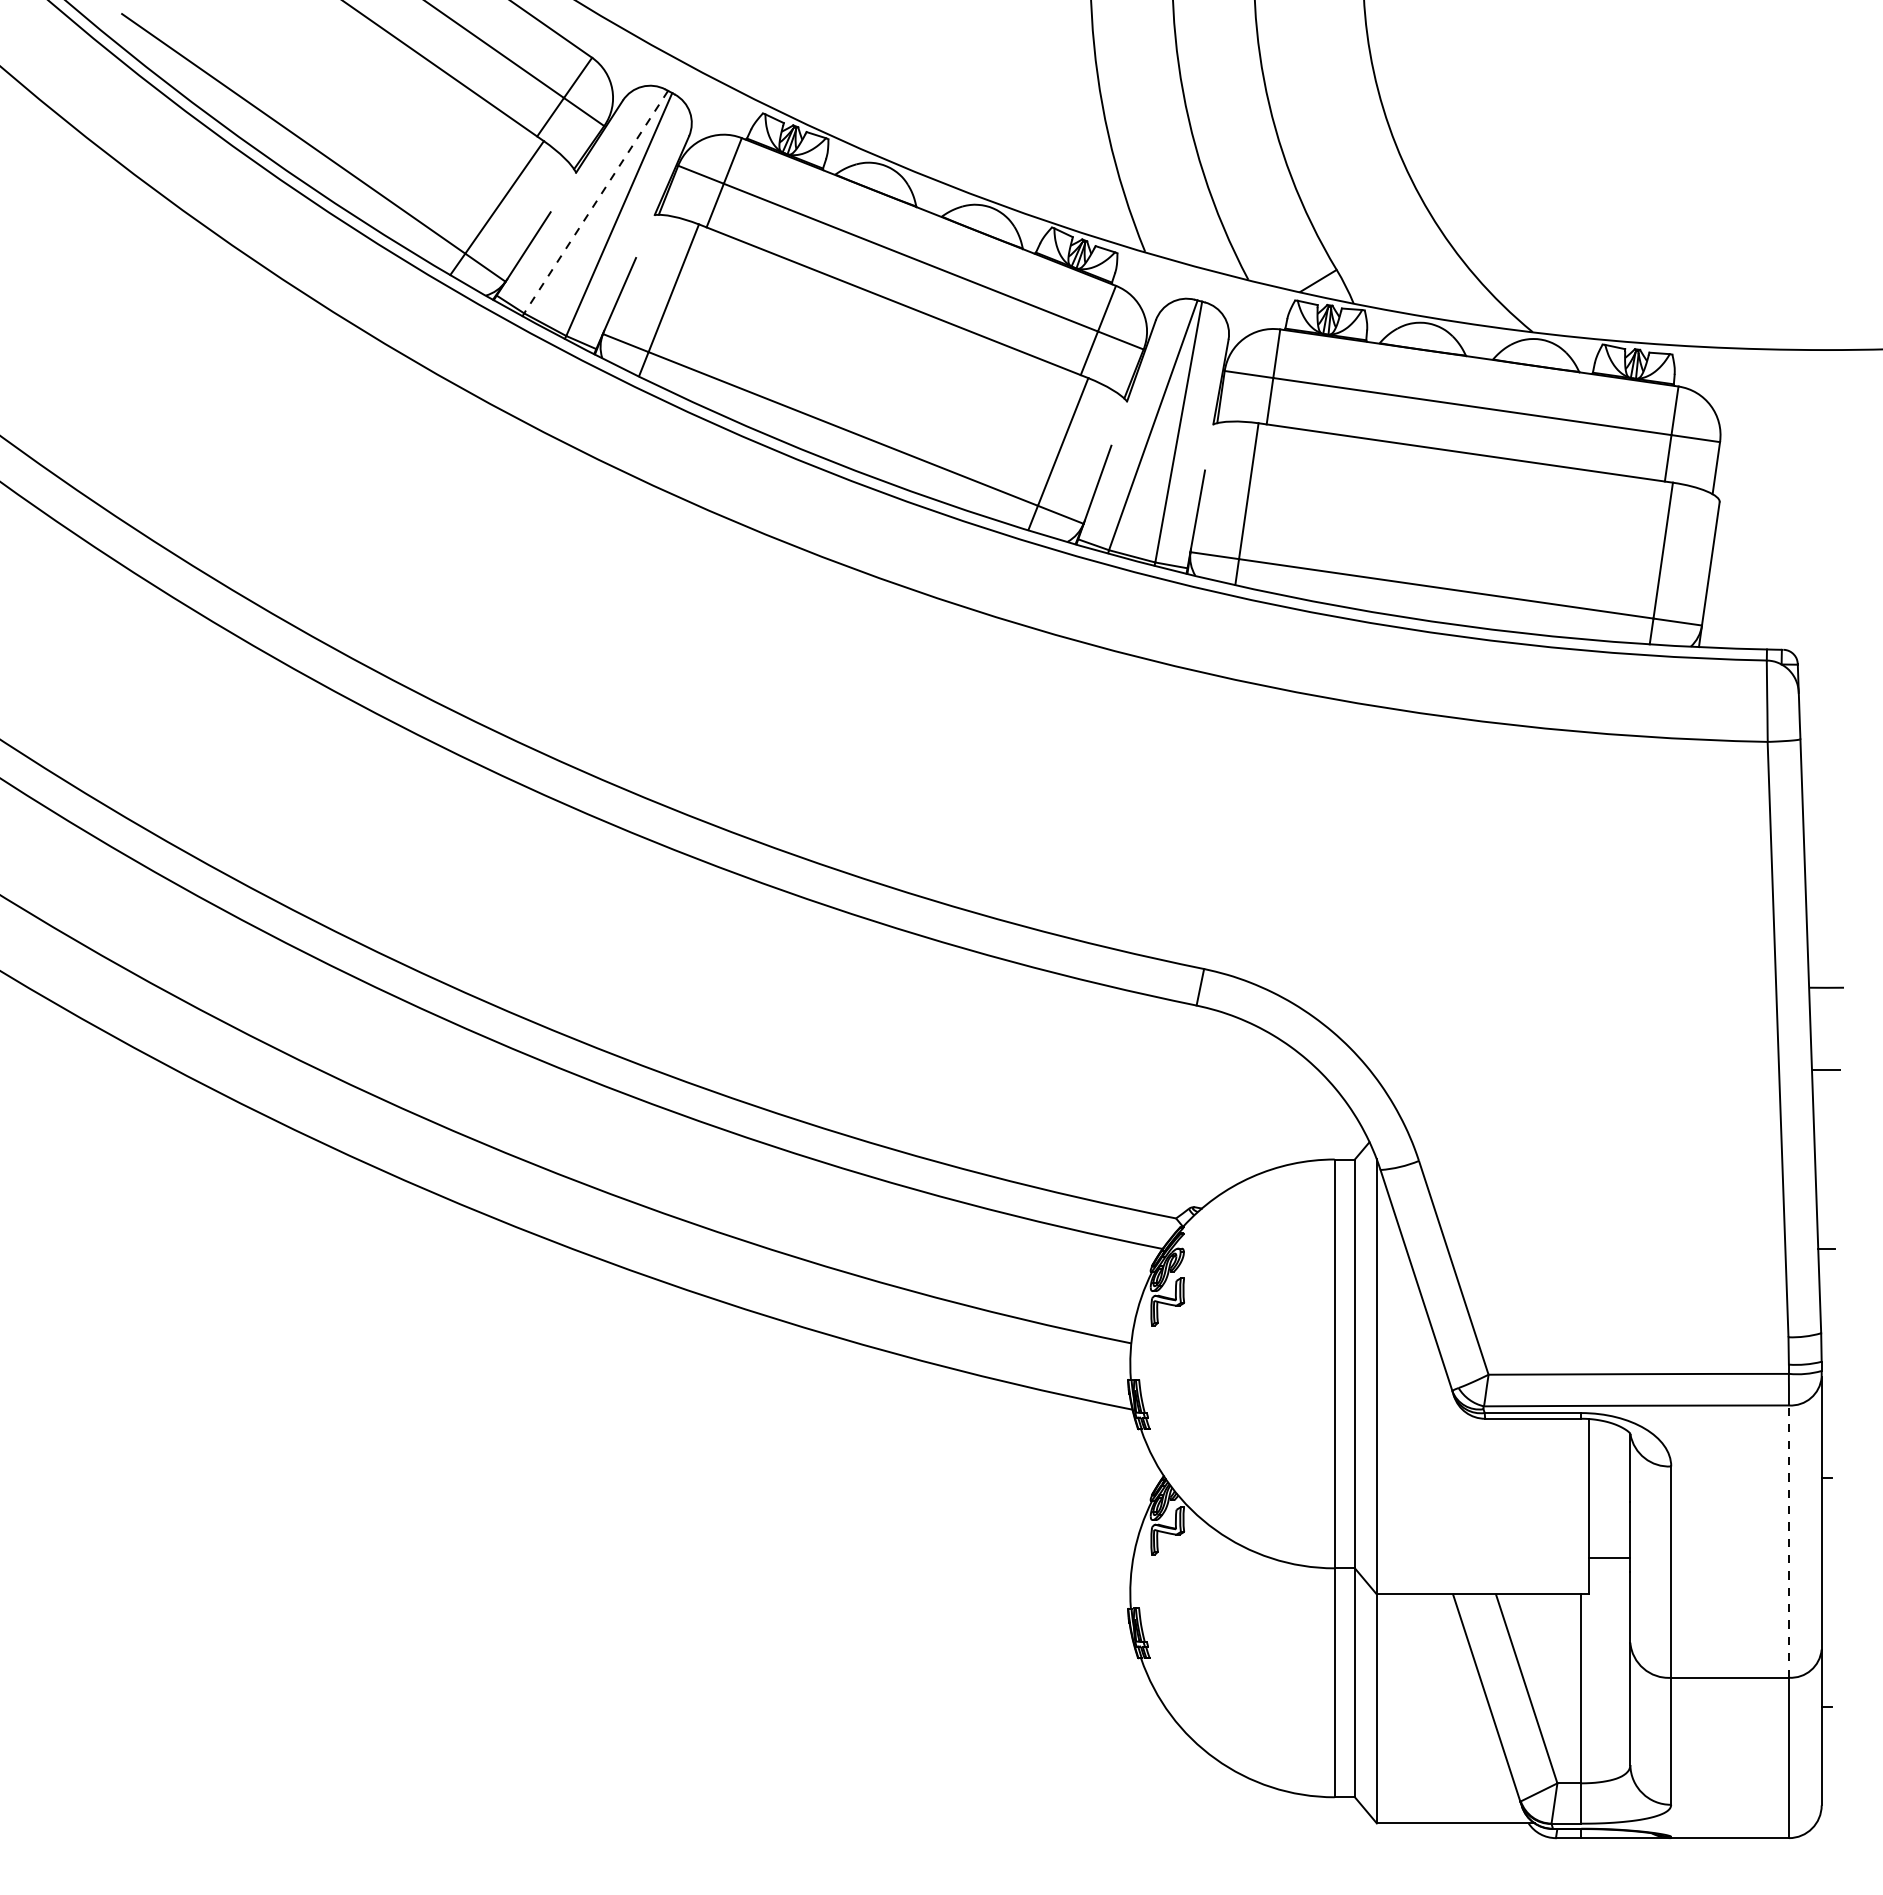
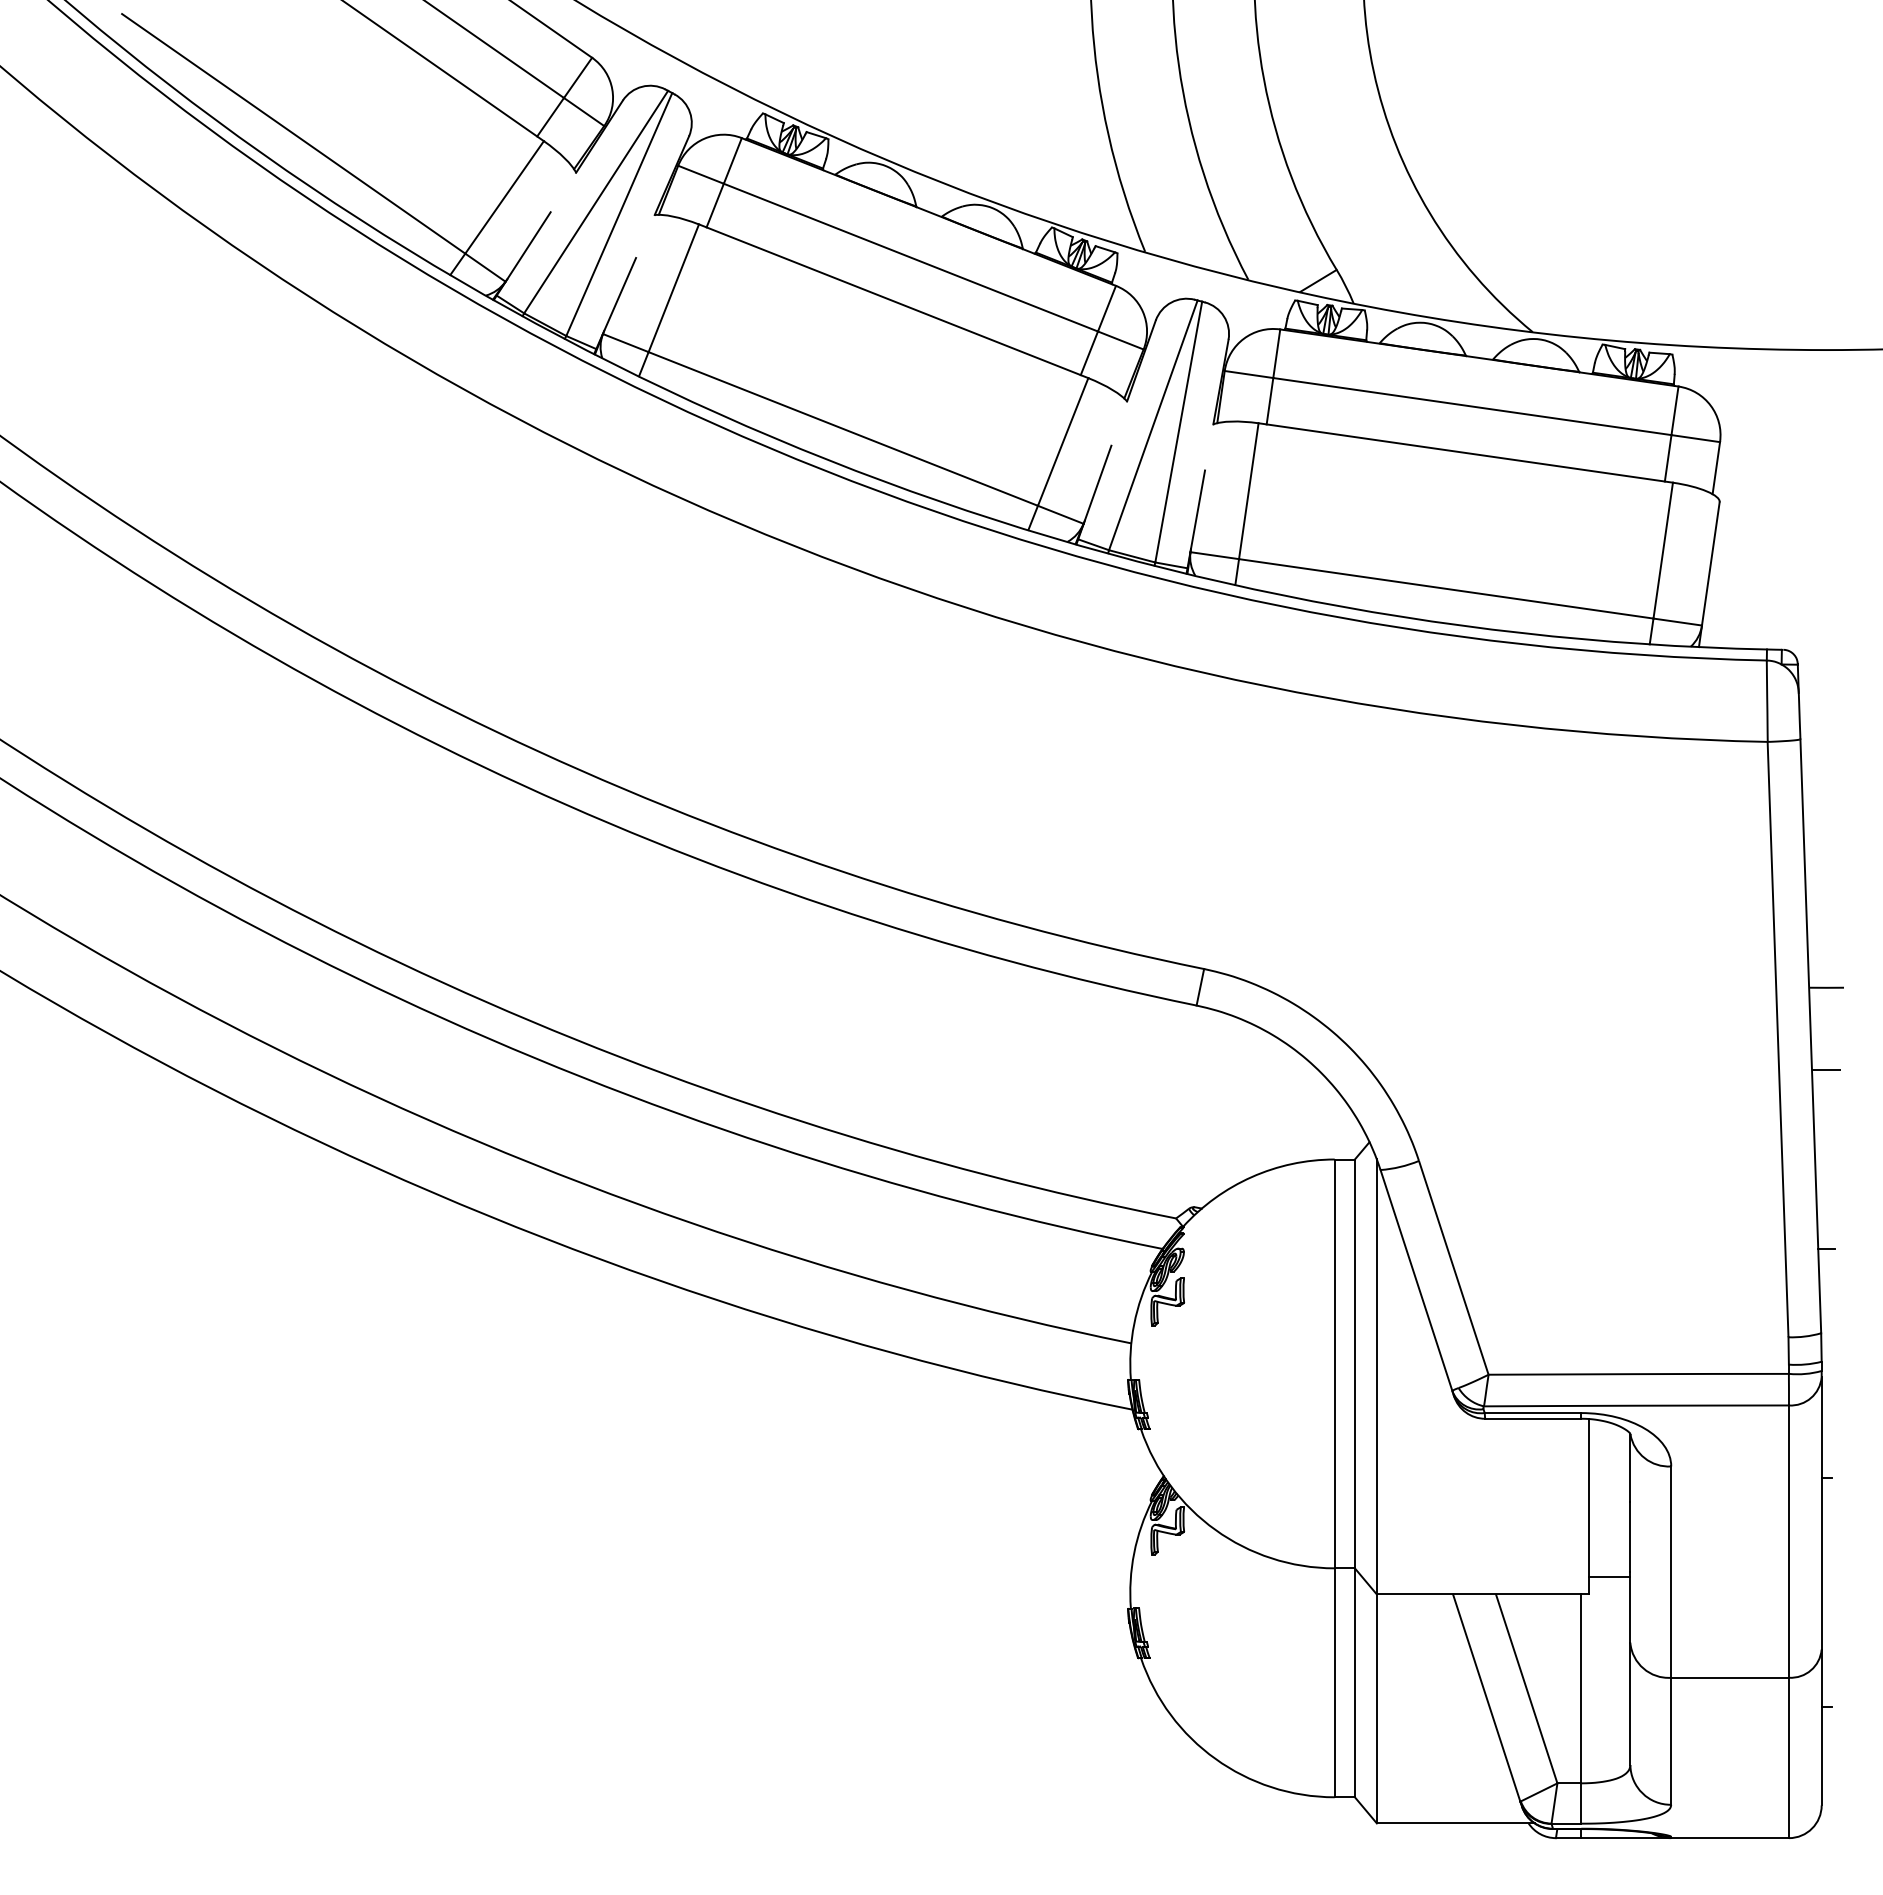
line: dashed -> solid (595, 202)
line: dashed -> solid (1788, 1541)
line position: (1609, 1557) -> (1609, 1576) (1609, 1576)
